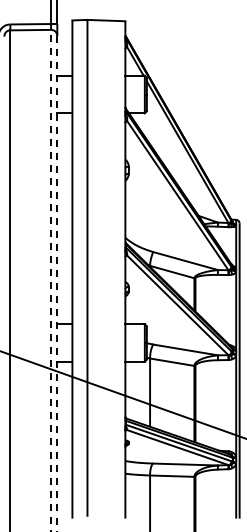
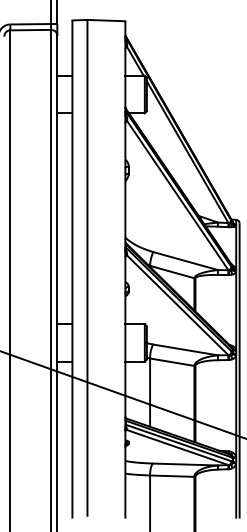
line: dashed -> solid (51, 280)
line: dashed -> solid (57, 283)
